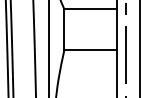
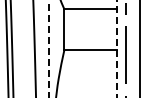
line: solid -> dashed (117, 48)
line: solid -> dashed (48, 49)
